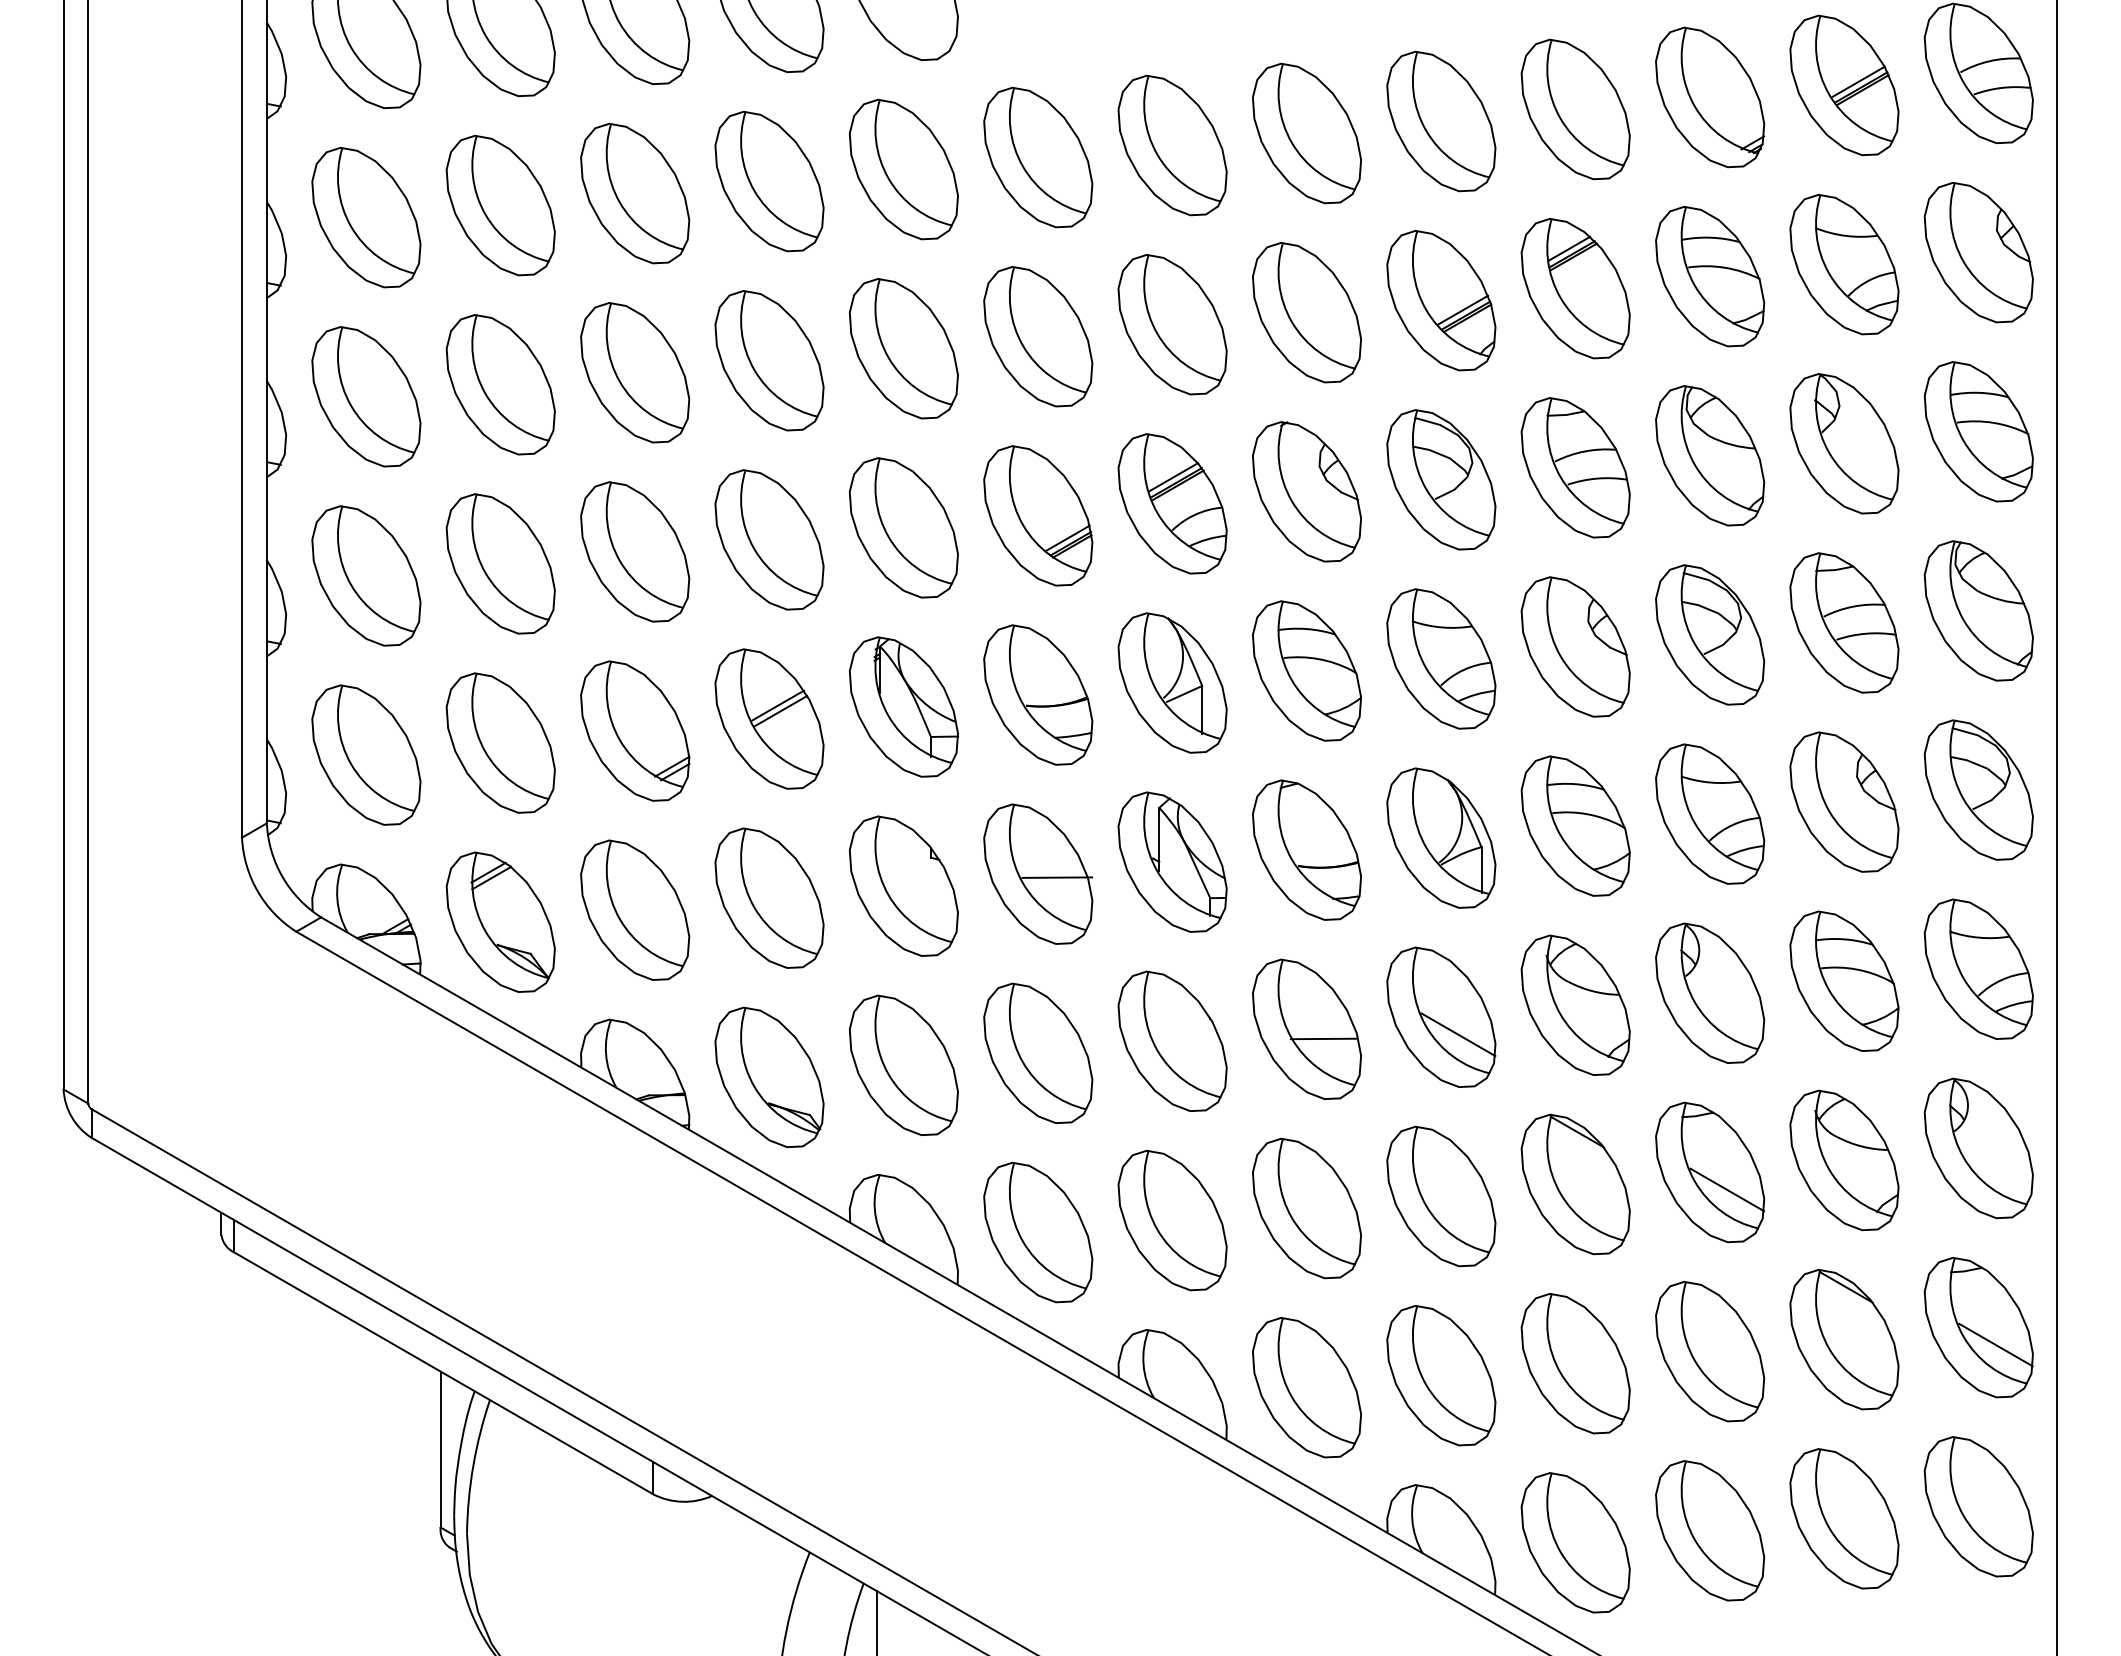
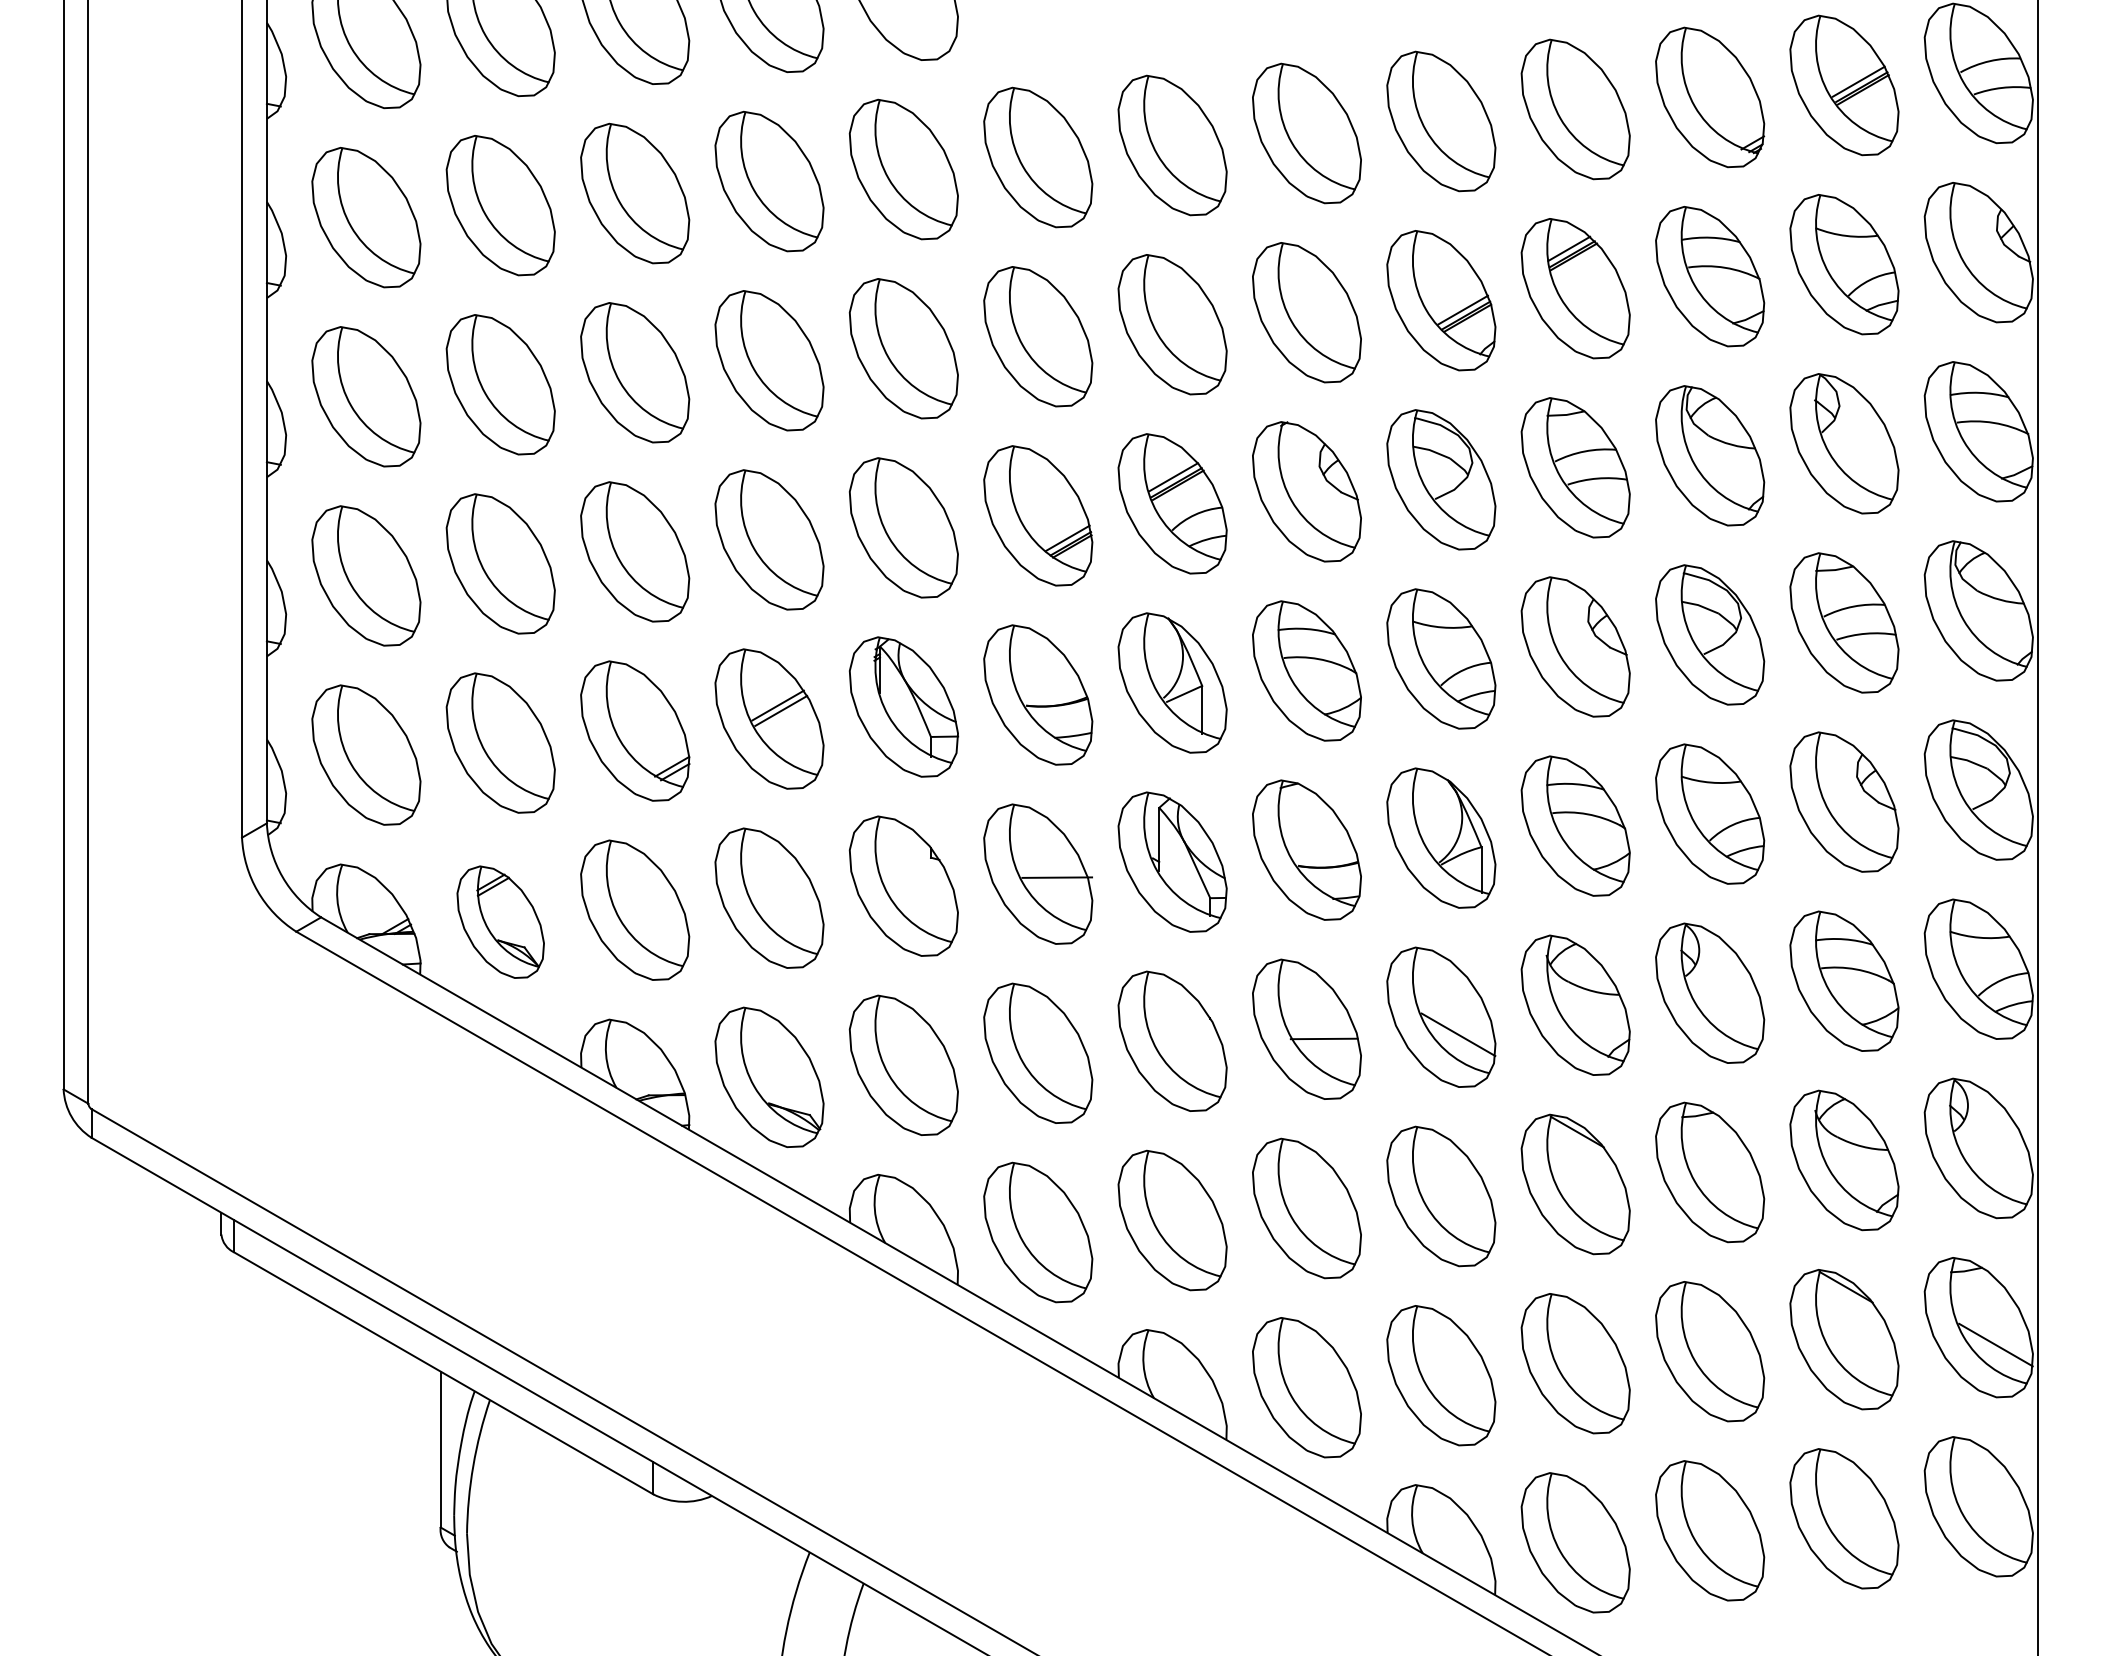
line position: (2057, 827) -> (2038, 827) (2038, 827)
part size: 111x142 px -> 89x114 px (500, 921)
line: present -> none (1727, 1189)
line: present -> none (876, 1621)
